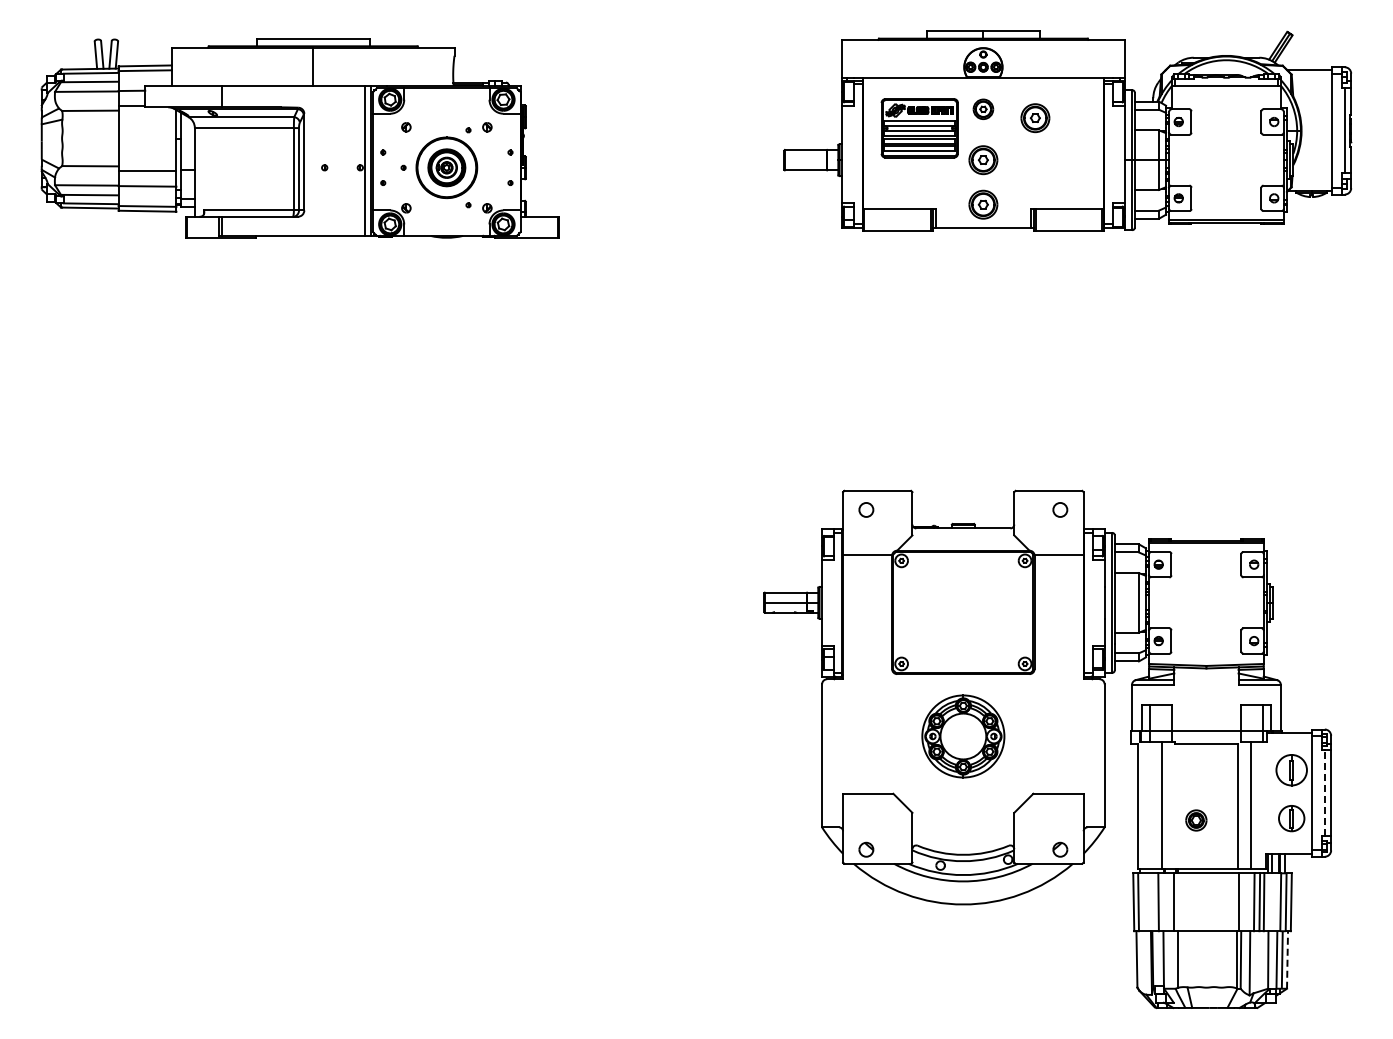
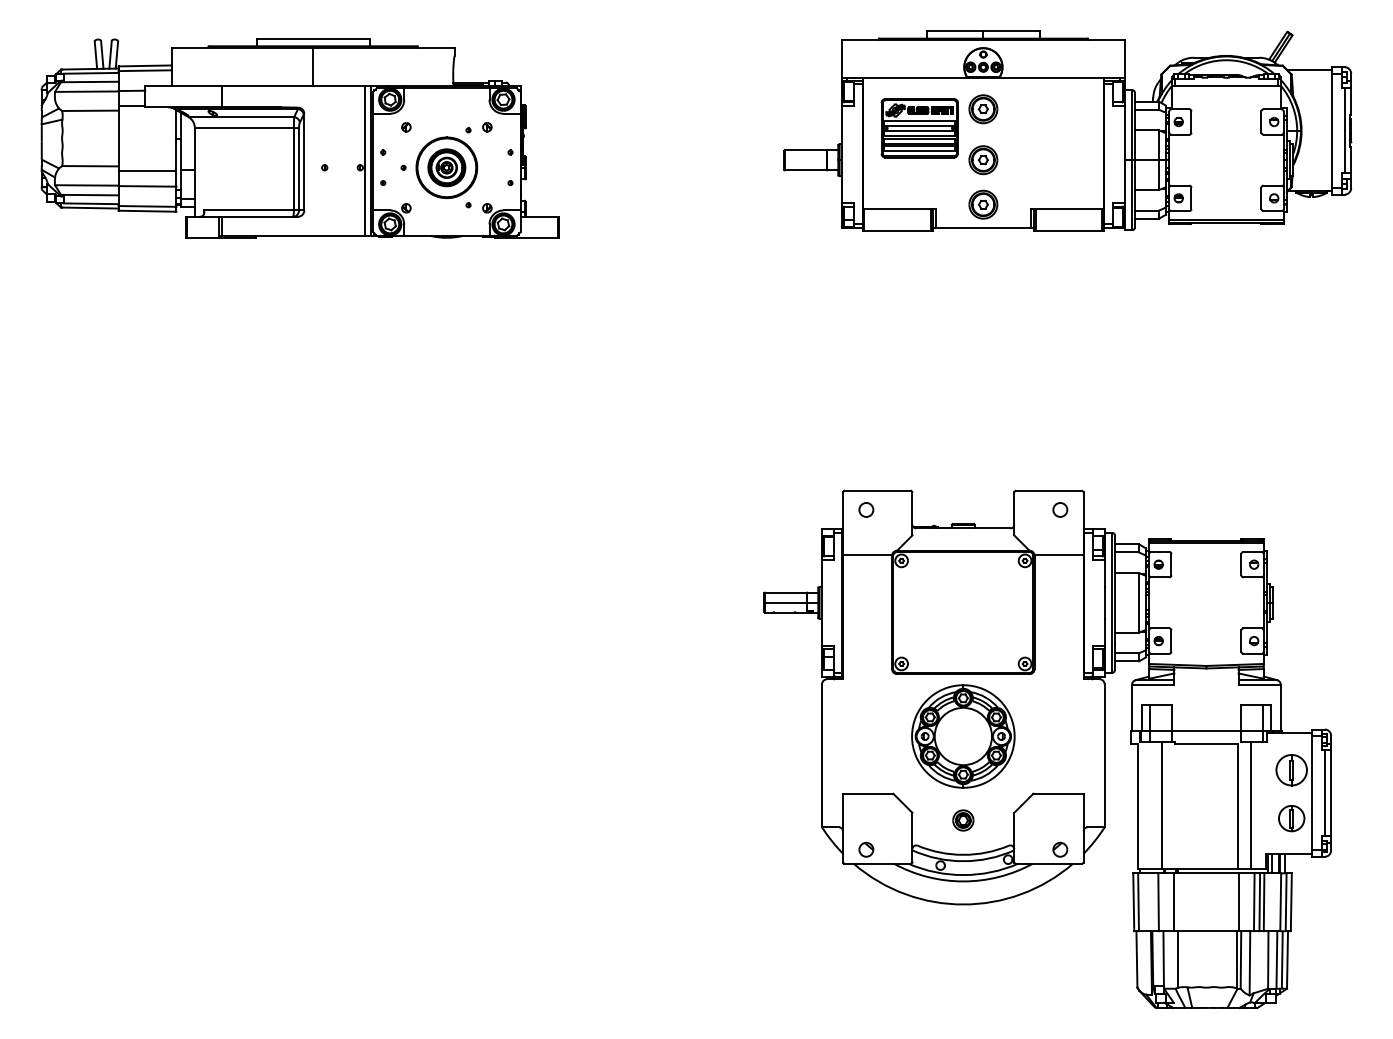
part size: 23x22 px -> 31x31 px (983, 109)
part: present -> none (1035, 118)
part size: 85x85 px -> 105x105 px (963, 736)
line: dashed -> solid (1324, 792)
part position: (1196, 820) -> (963, 820) (963, 820)
line: dashed -> solid (1287, 959)
